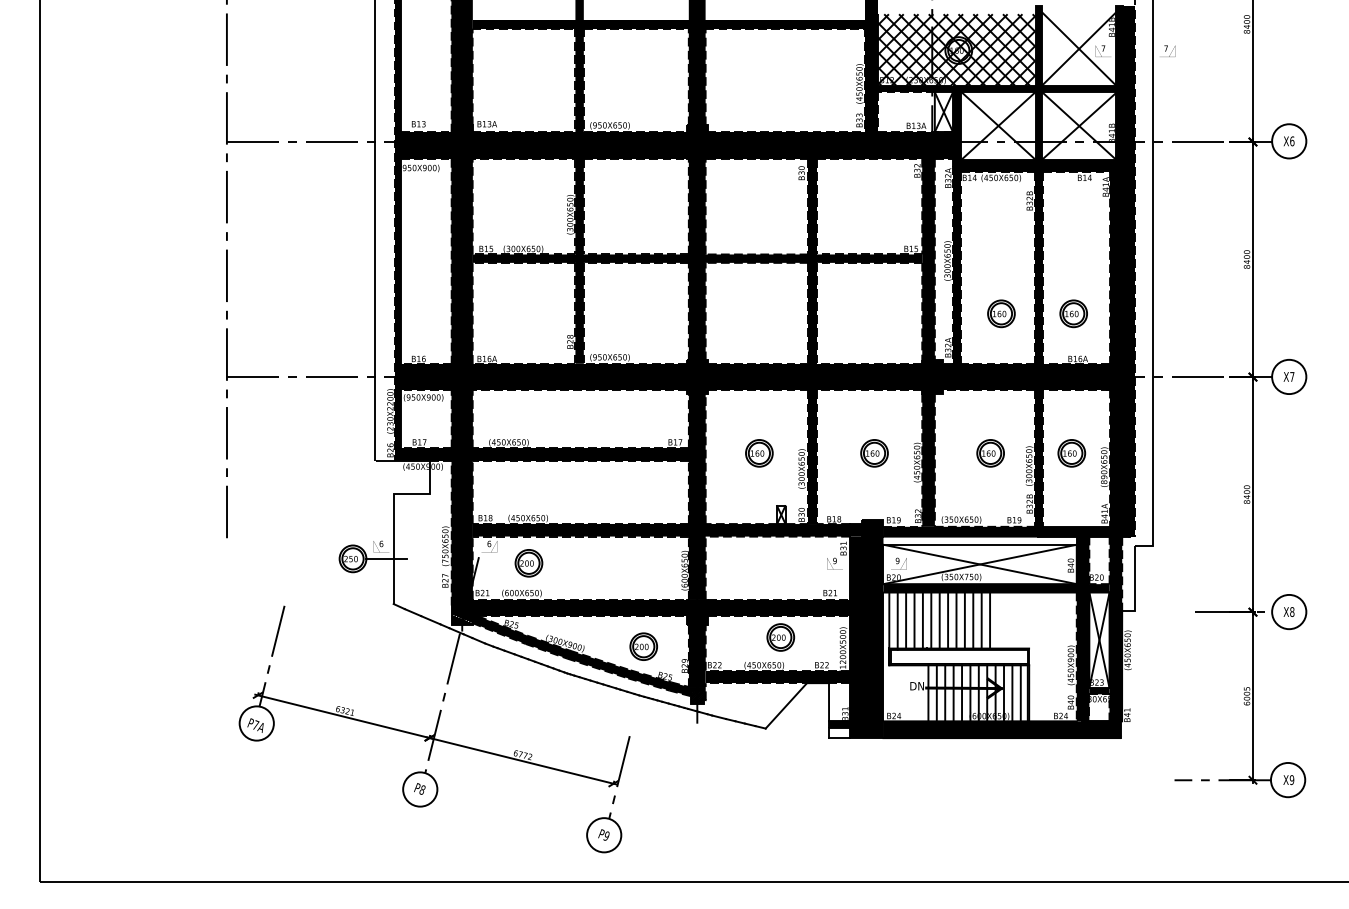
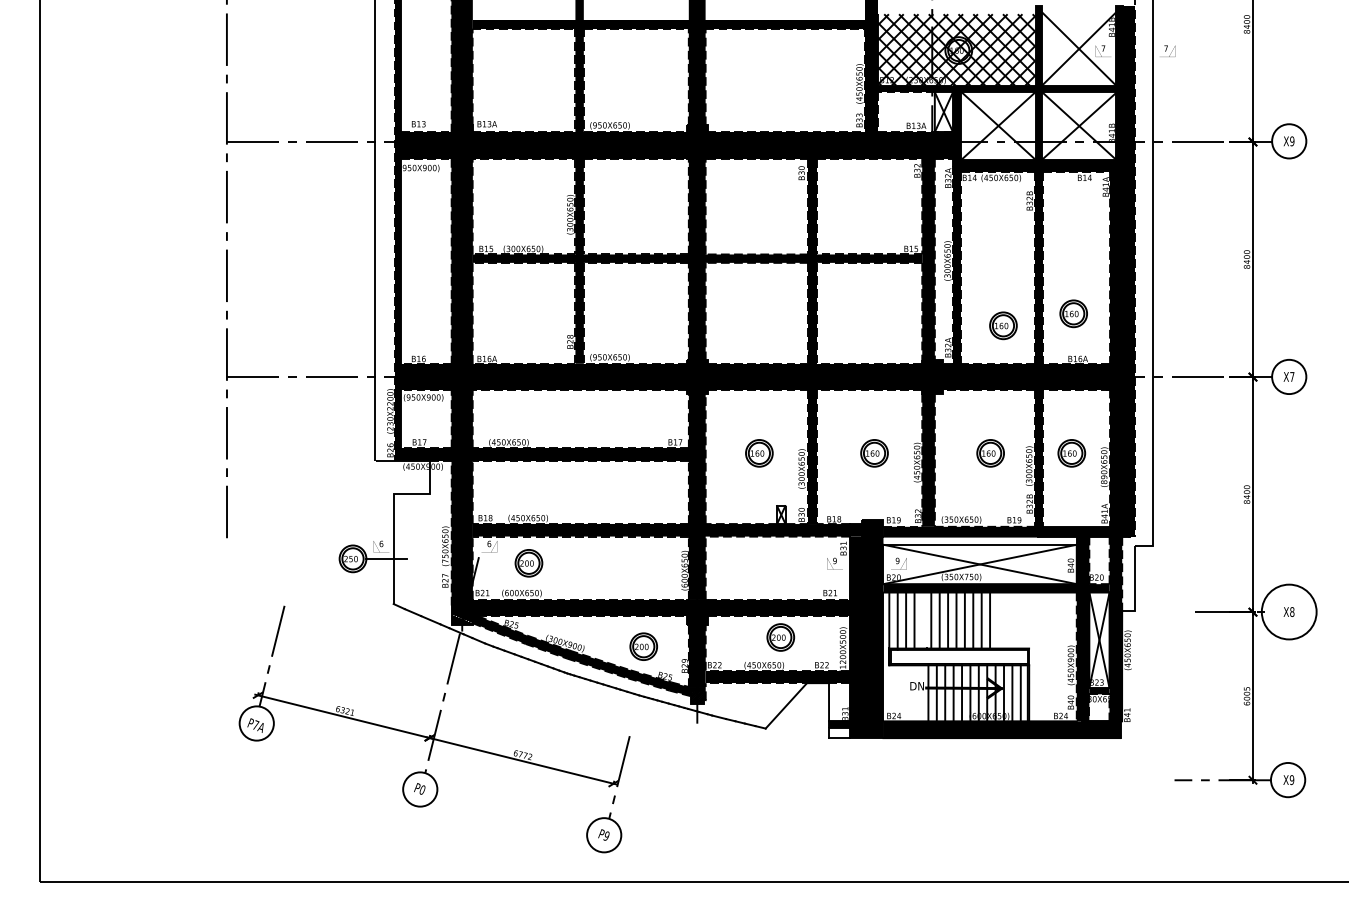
text: X6 -> X9 (1292, 141)
part position: (1001, 313) -> (1003, 325) (1003, 325)
circle diameter: 34 px -> 55 px (1288, 611)
line: present -> none (922, 620)
text: P8 -> P0 (422, 789)
